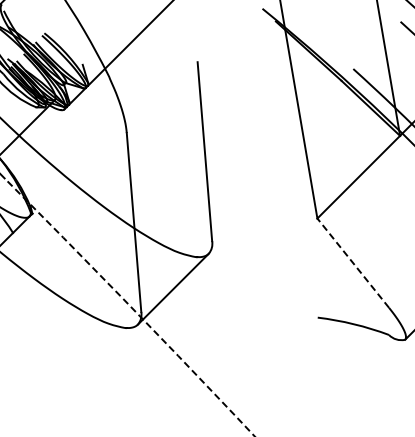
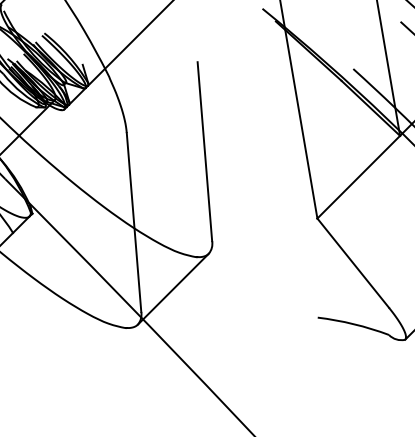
line: dashed -> solid (352, 262)
arc: dashed -> solid (130, 306)
